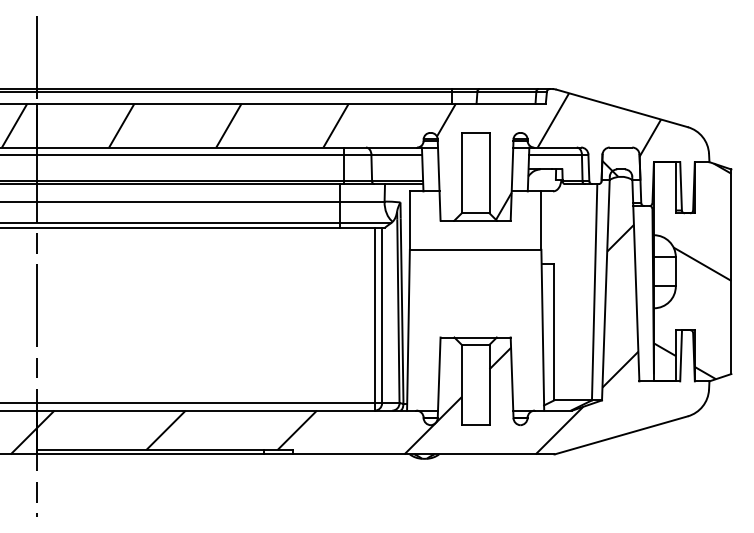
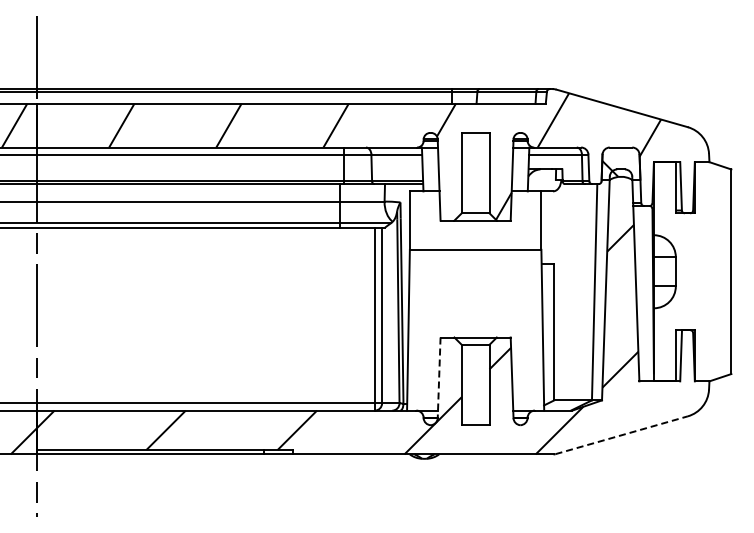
hatch: present -> none (692, 271)
line: solid -> dashed (439, 378)
line: solid -> dashed (621, 435)
